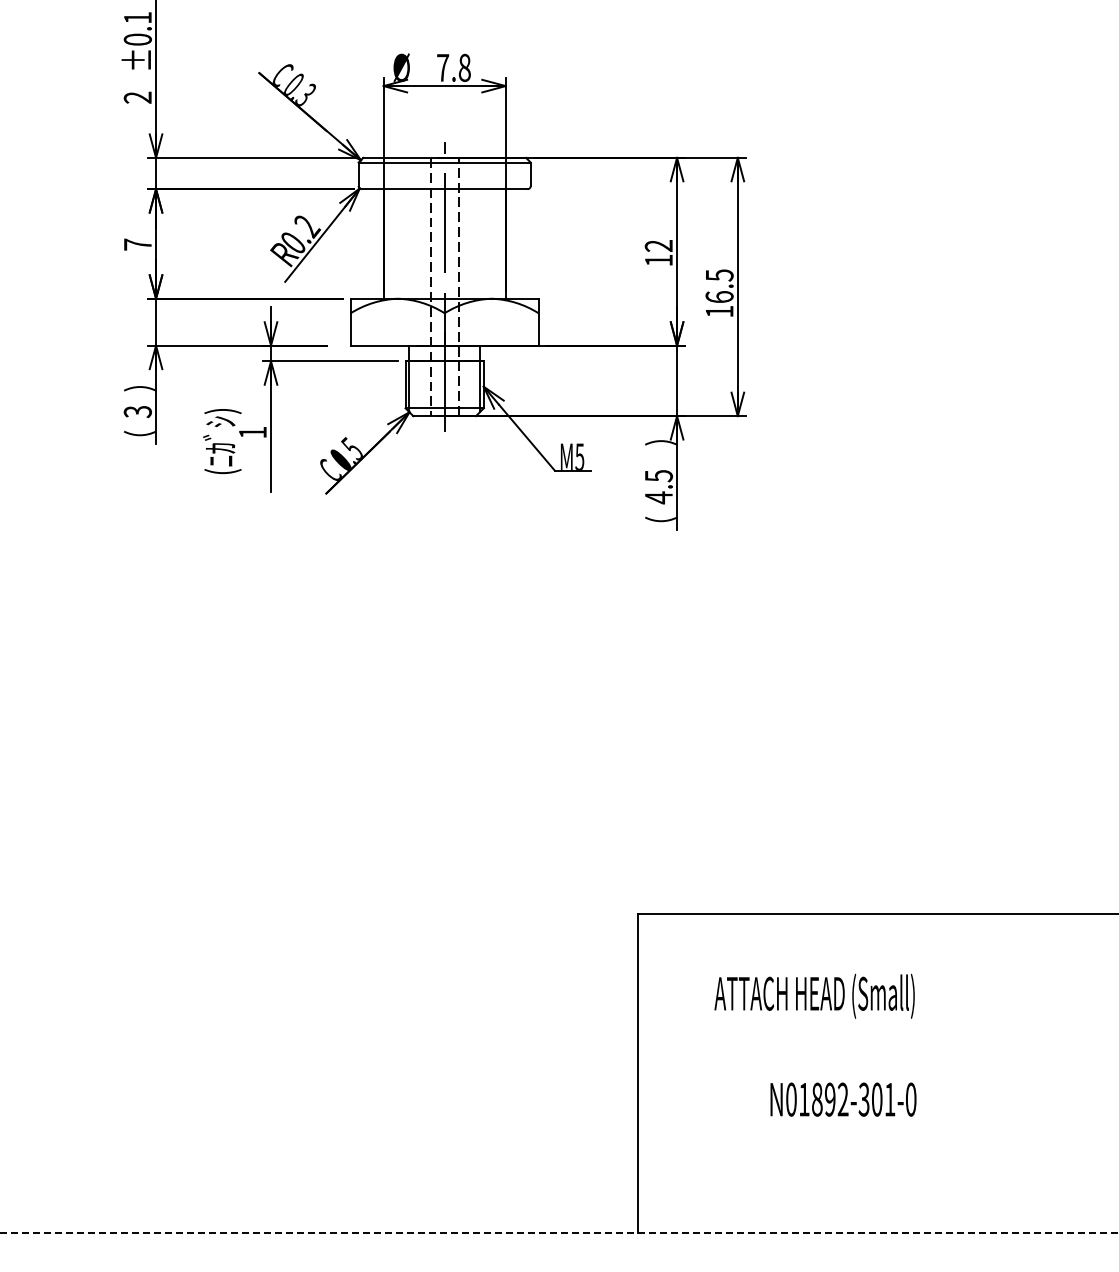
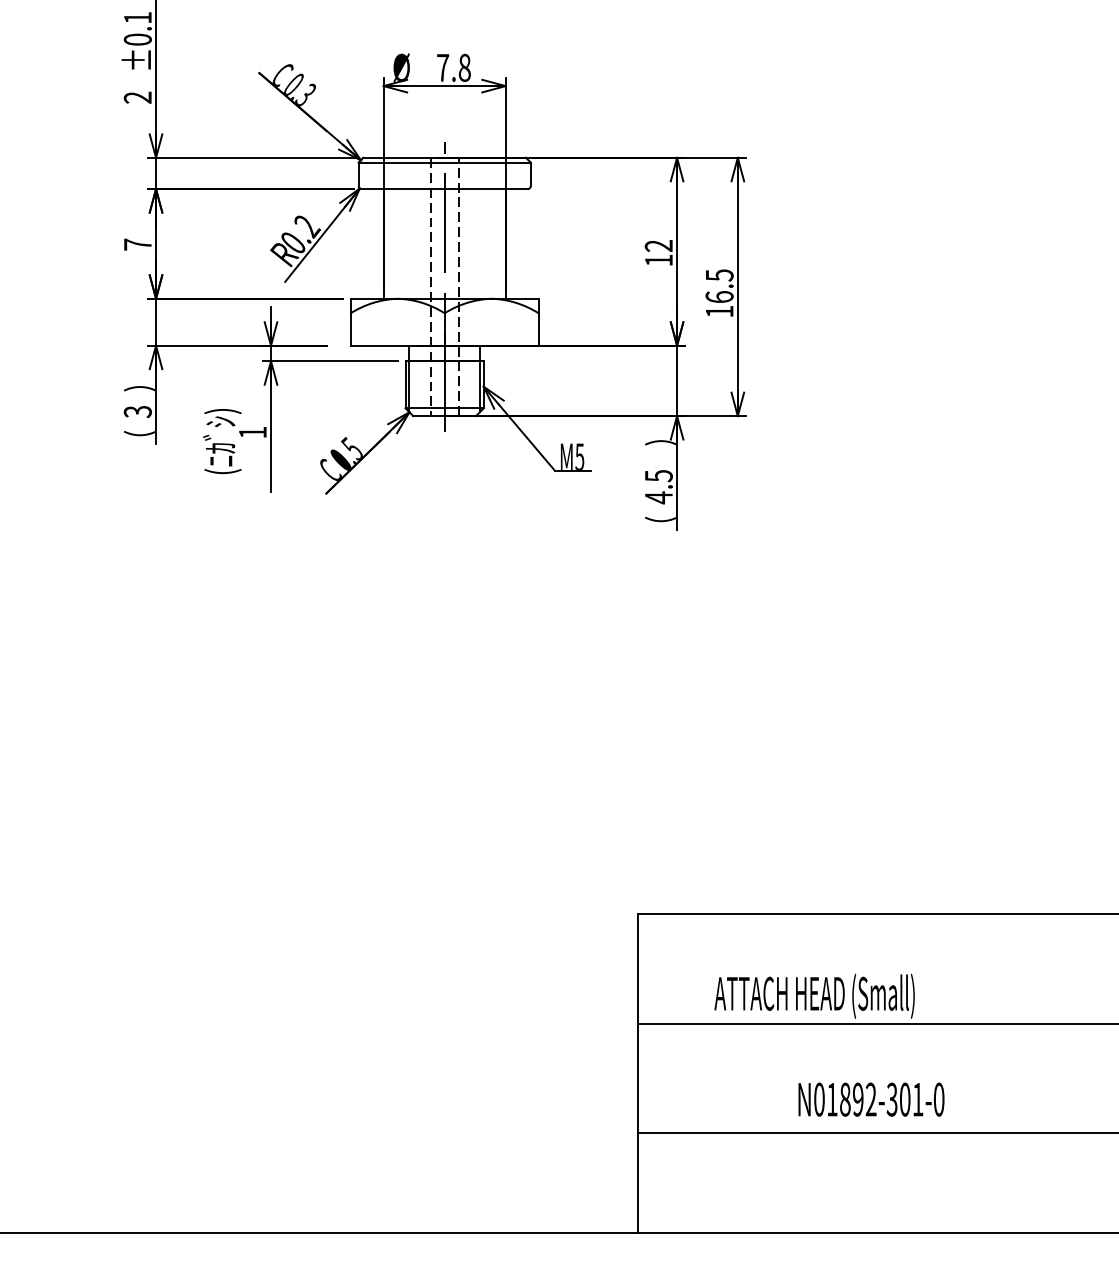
line: none -> present (876, 1023)
text position: (843, 1099) -> (871, 1099) (871, 1099)
line: none -> present (876, 1133)
line: dashed -> solid (559, 1233)
